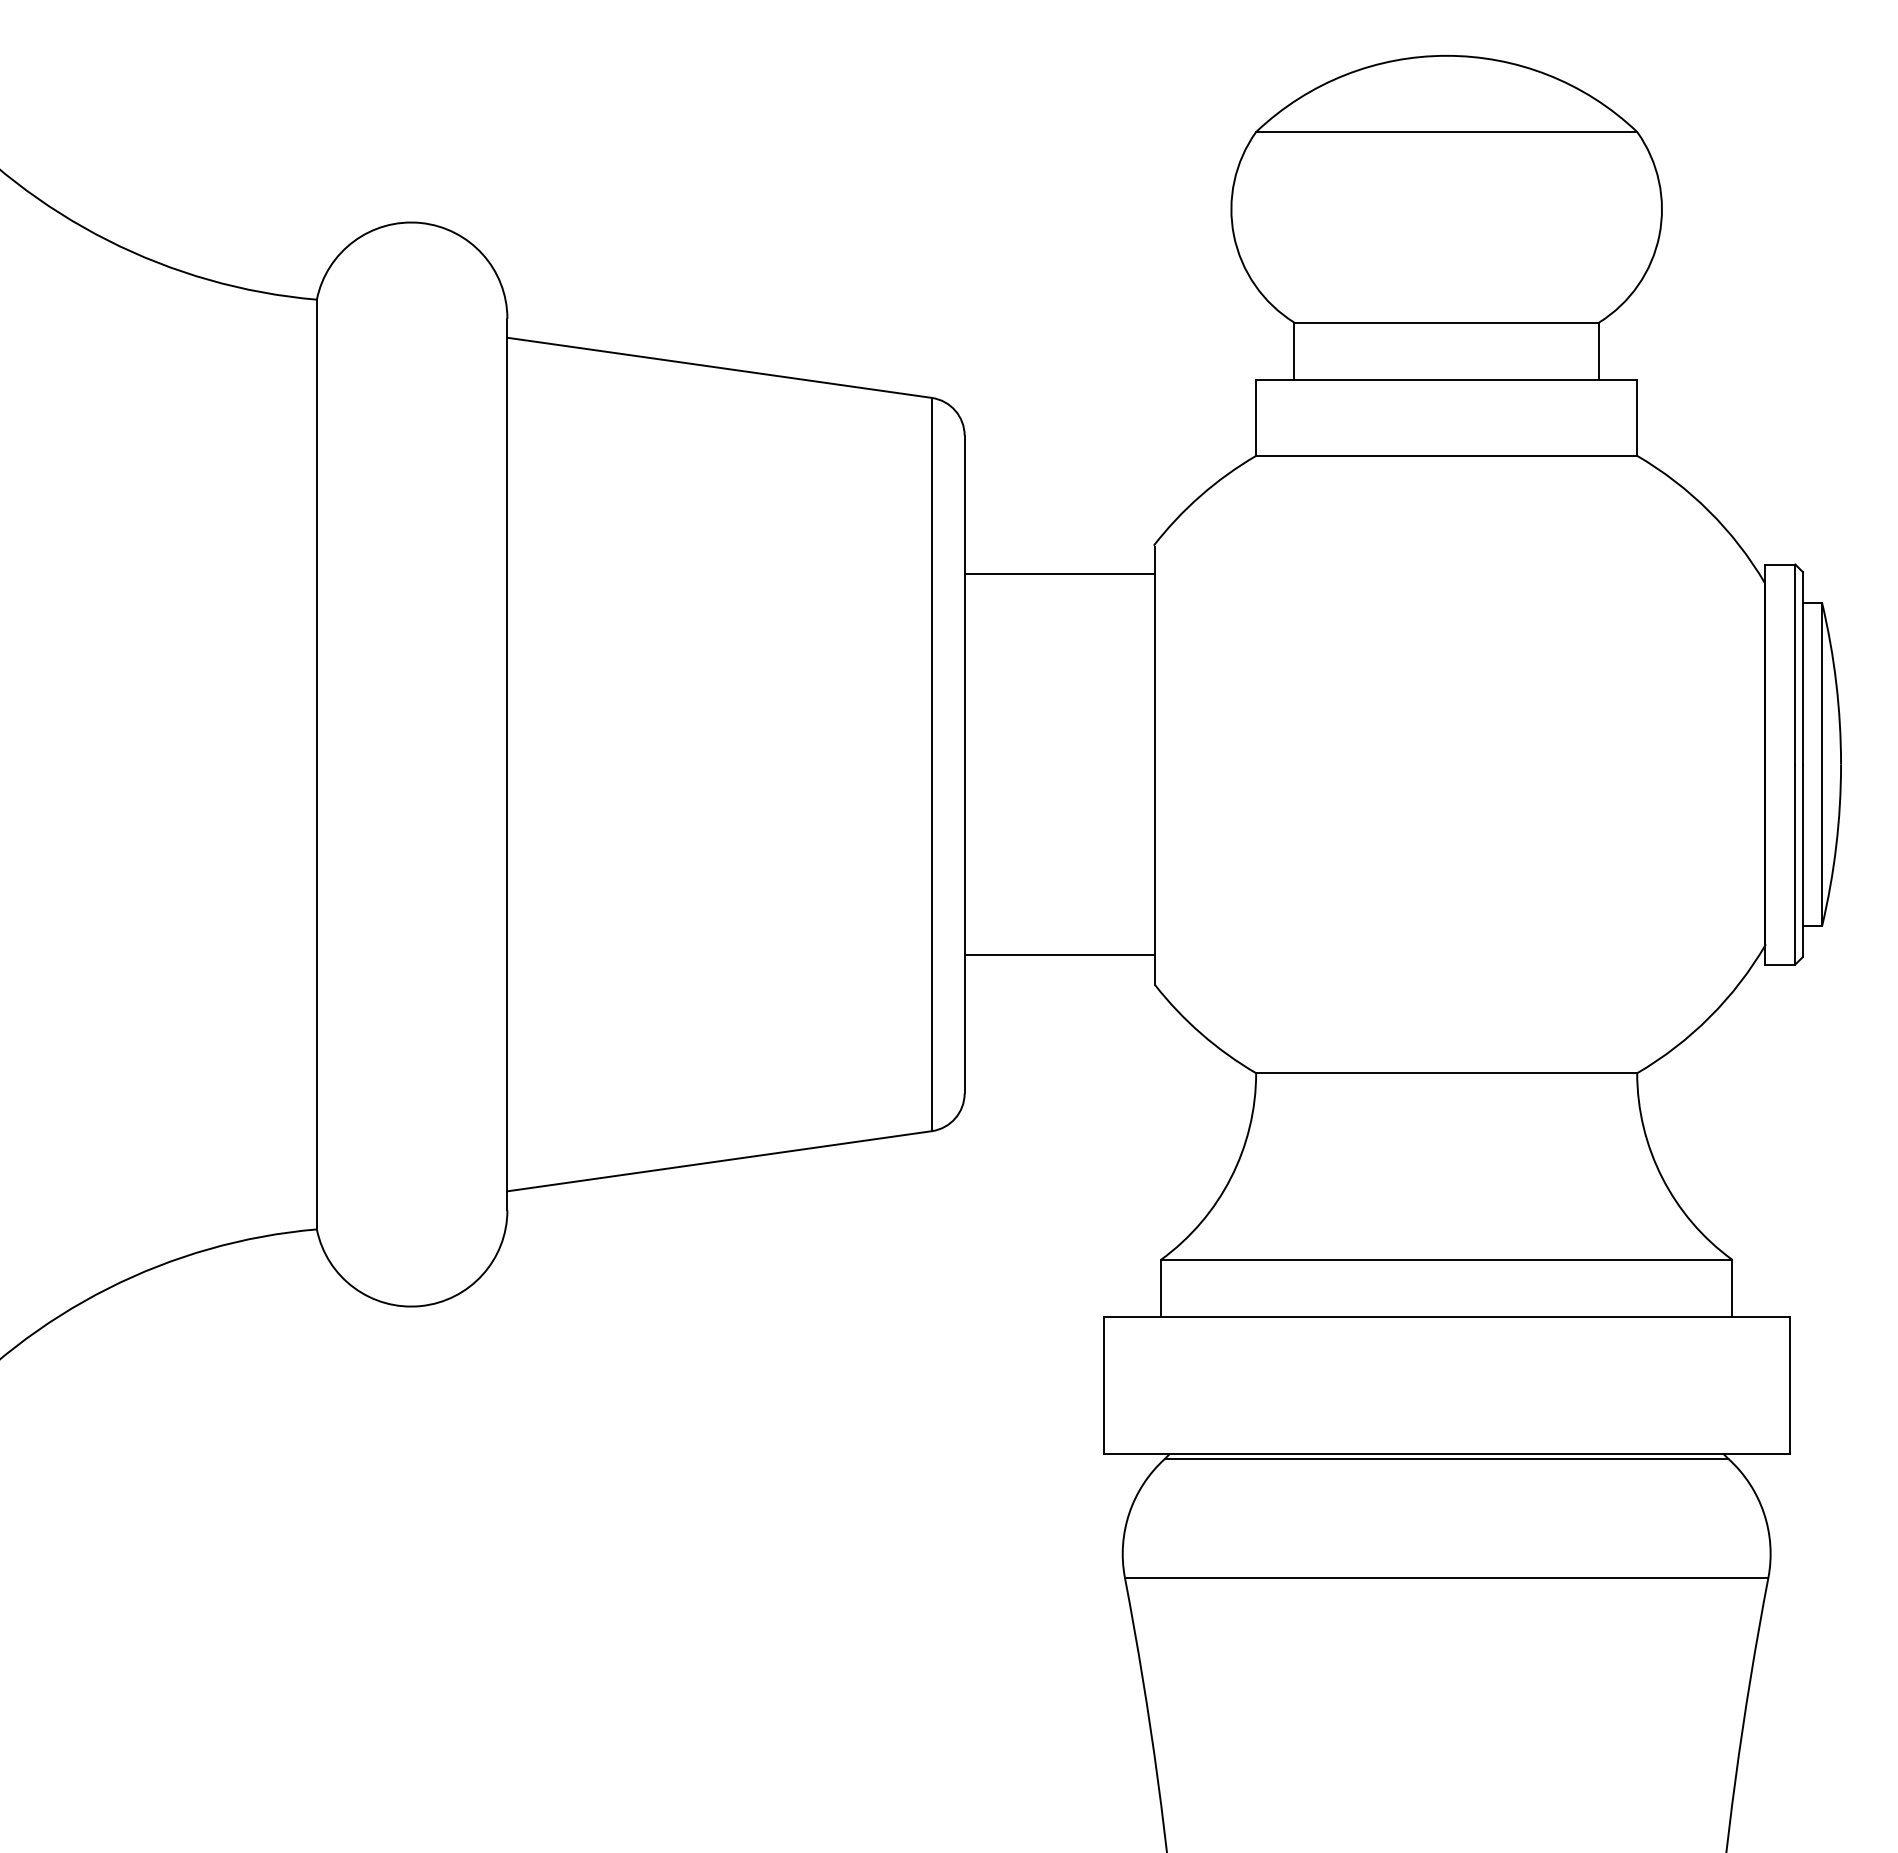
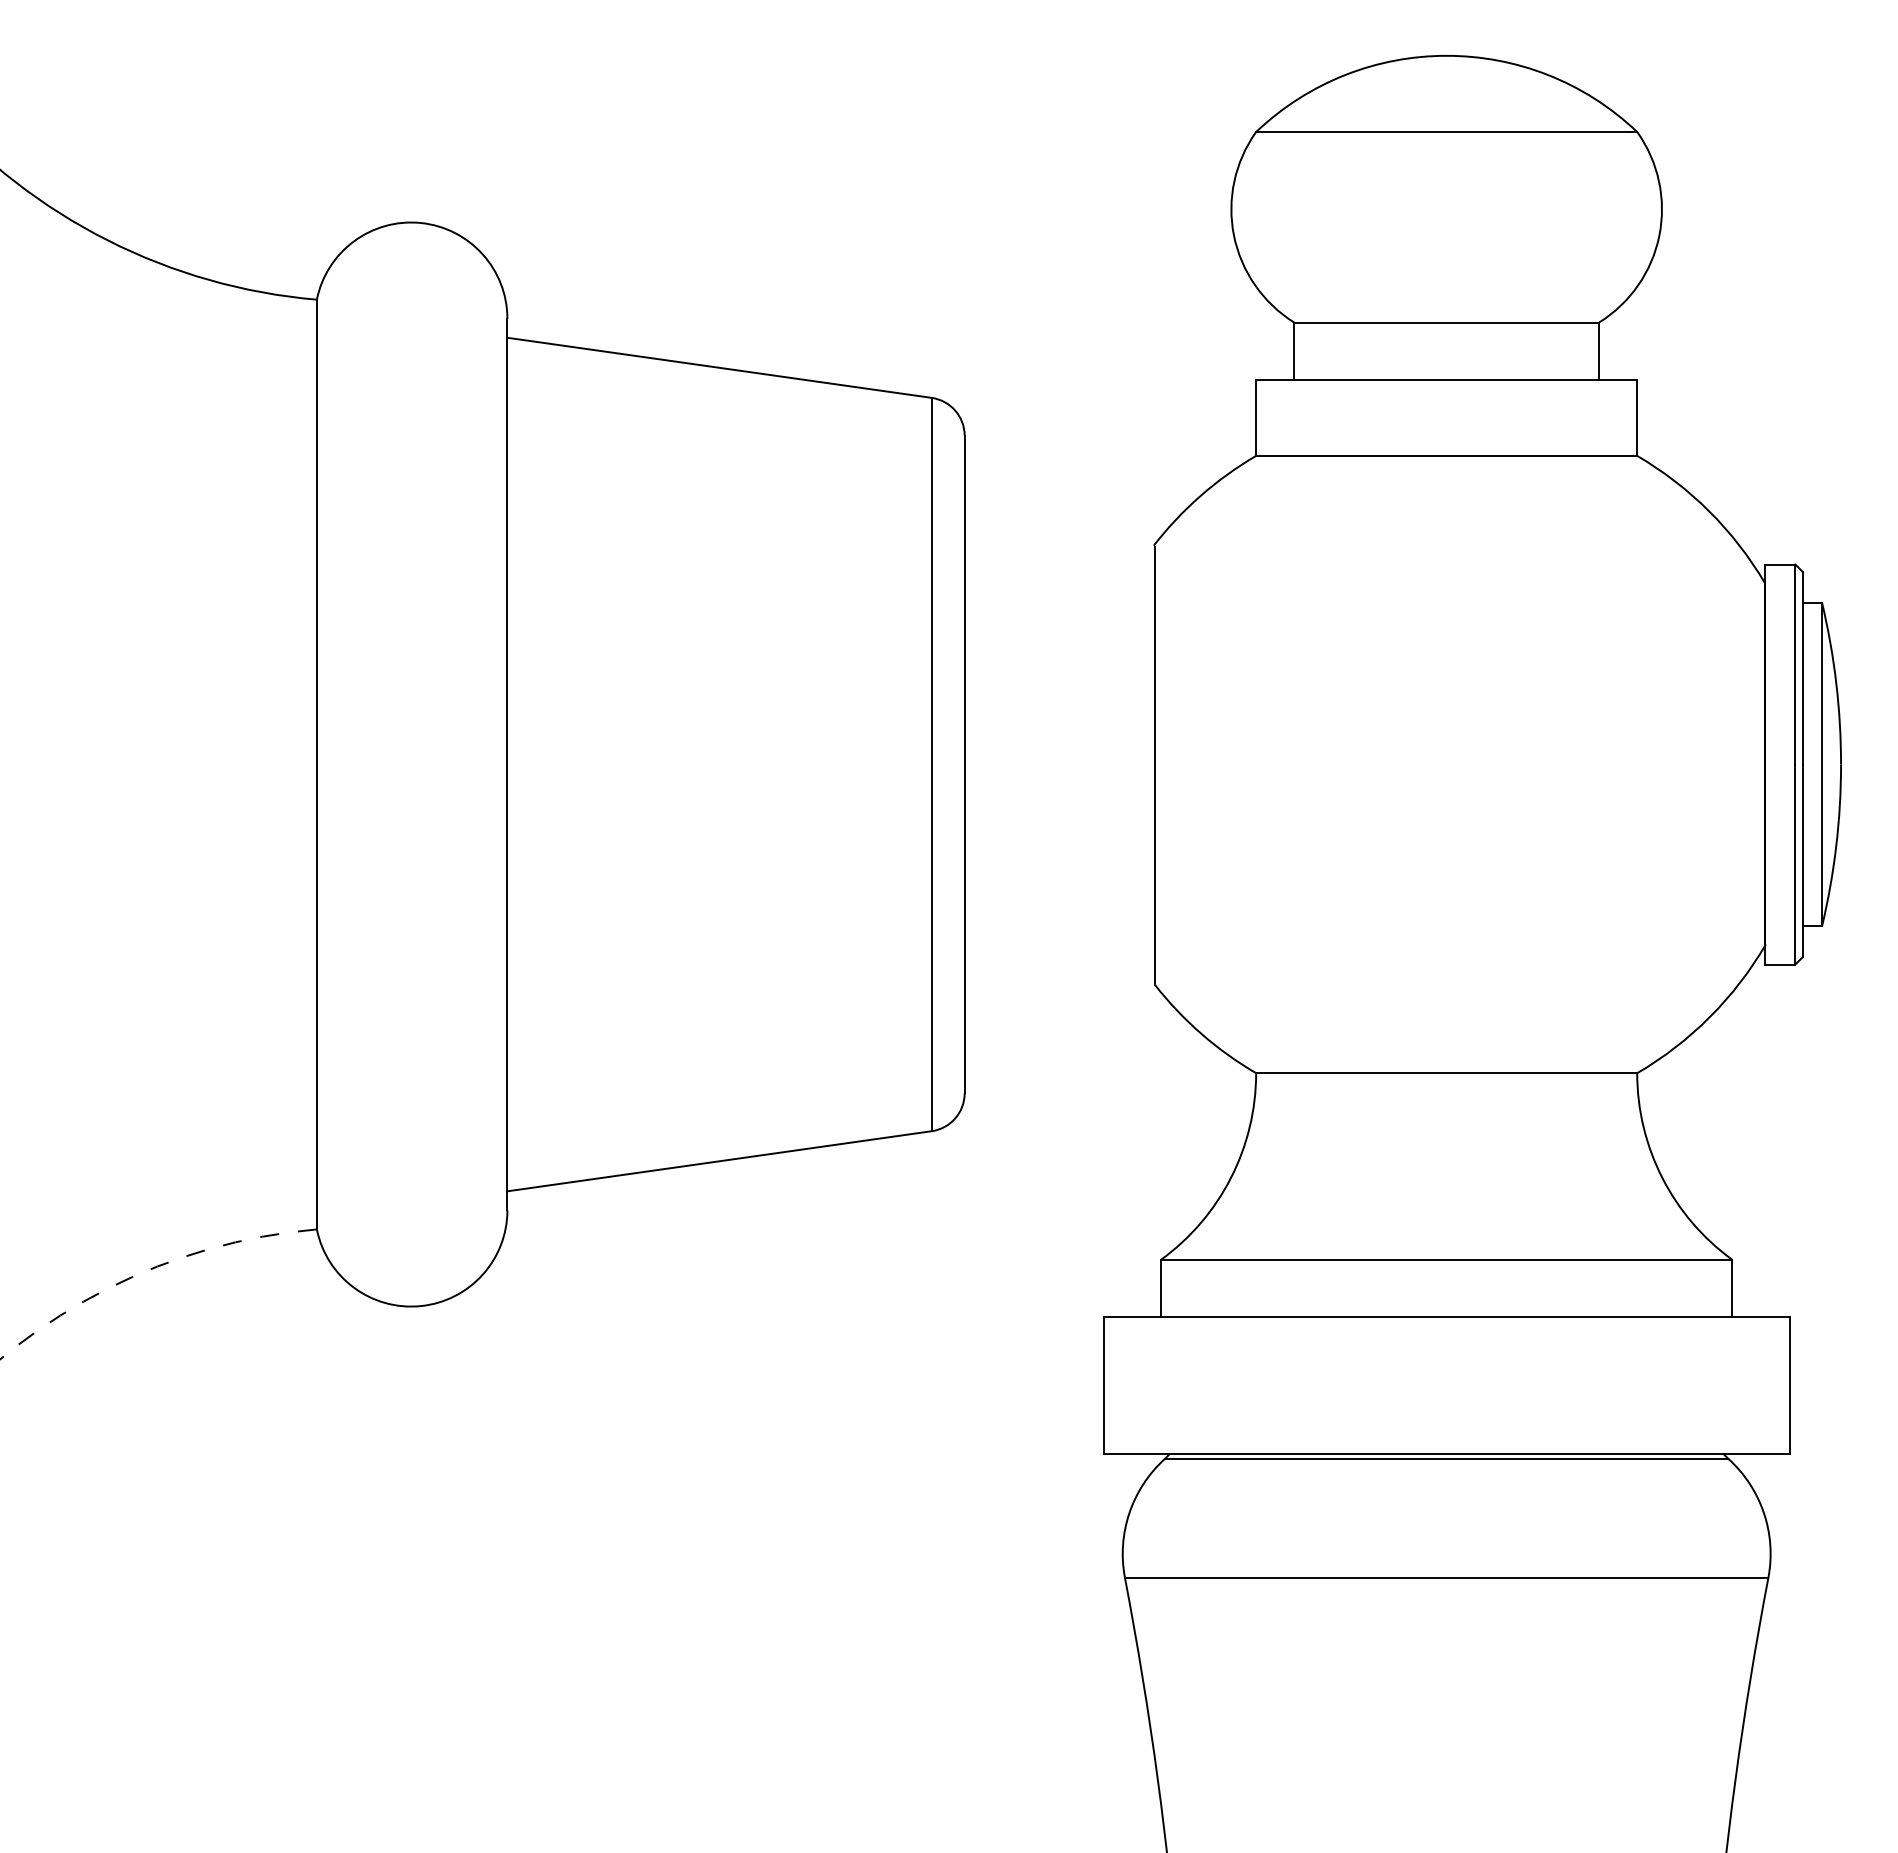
line: present -> none (1059, 574)
line: present -> none (1059, 955)
arc: solid -> dashed (147, 1270)
